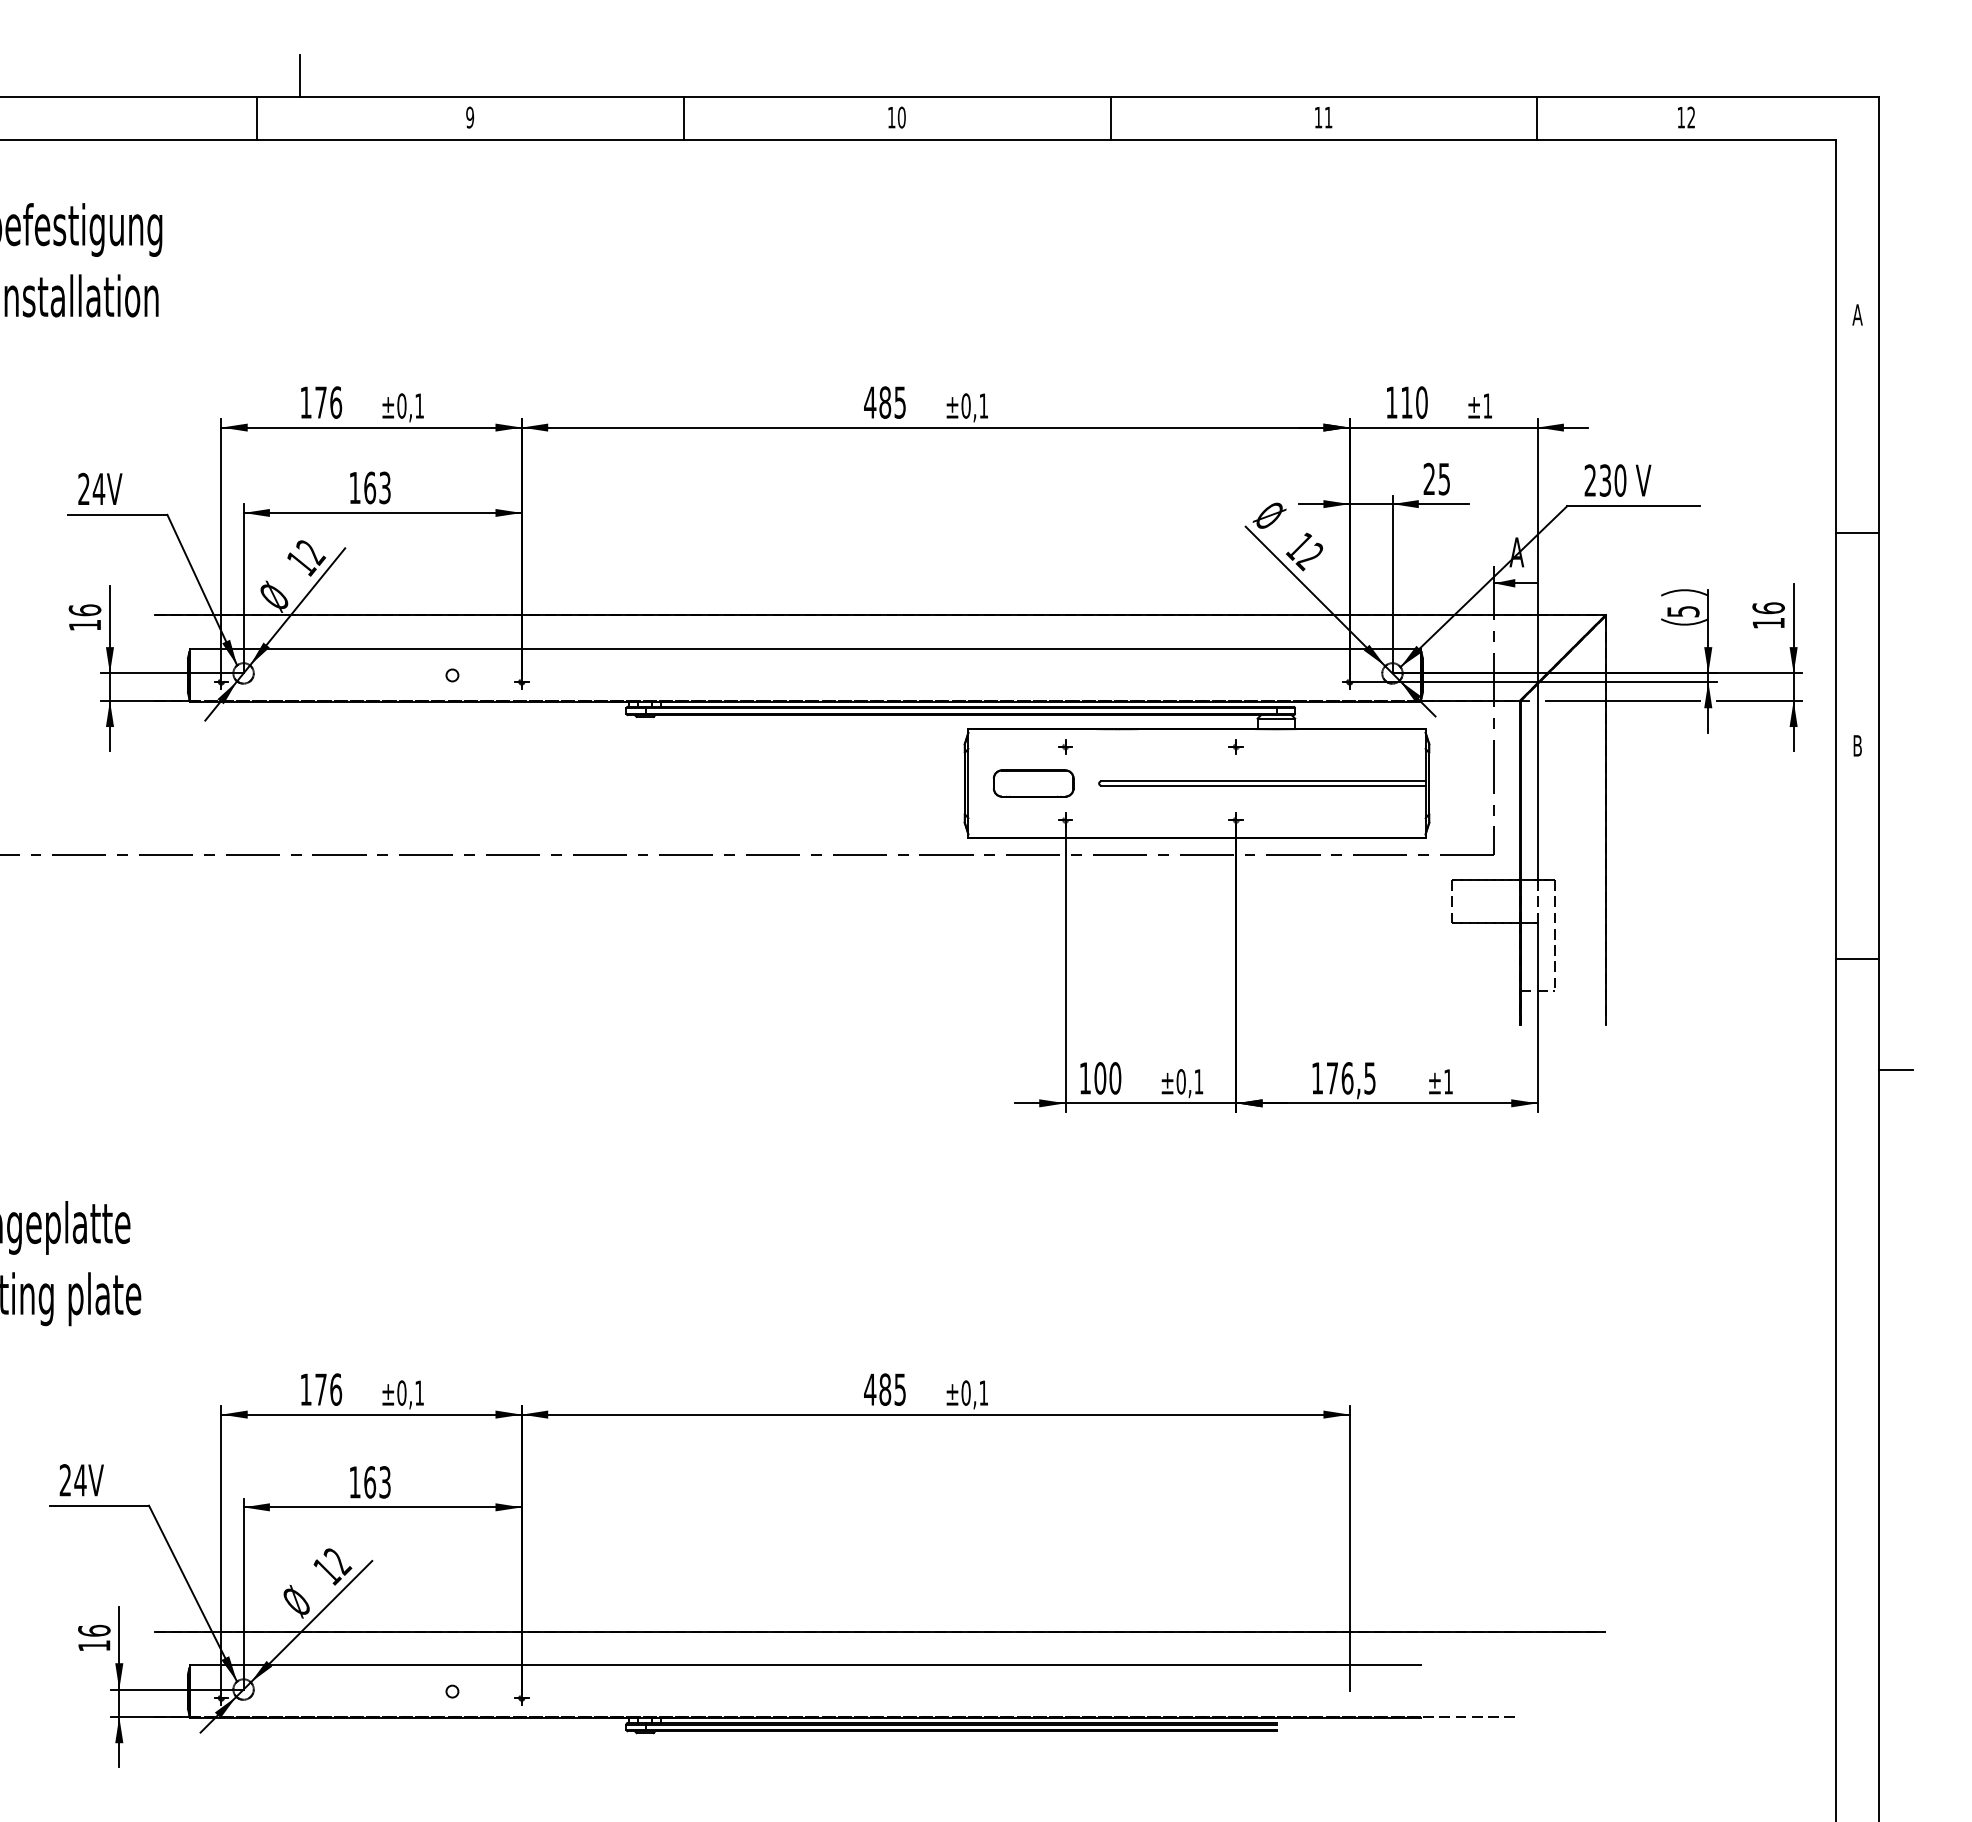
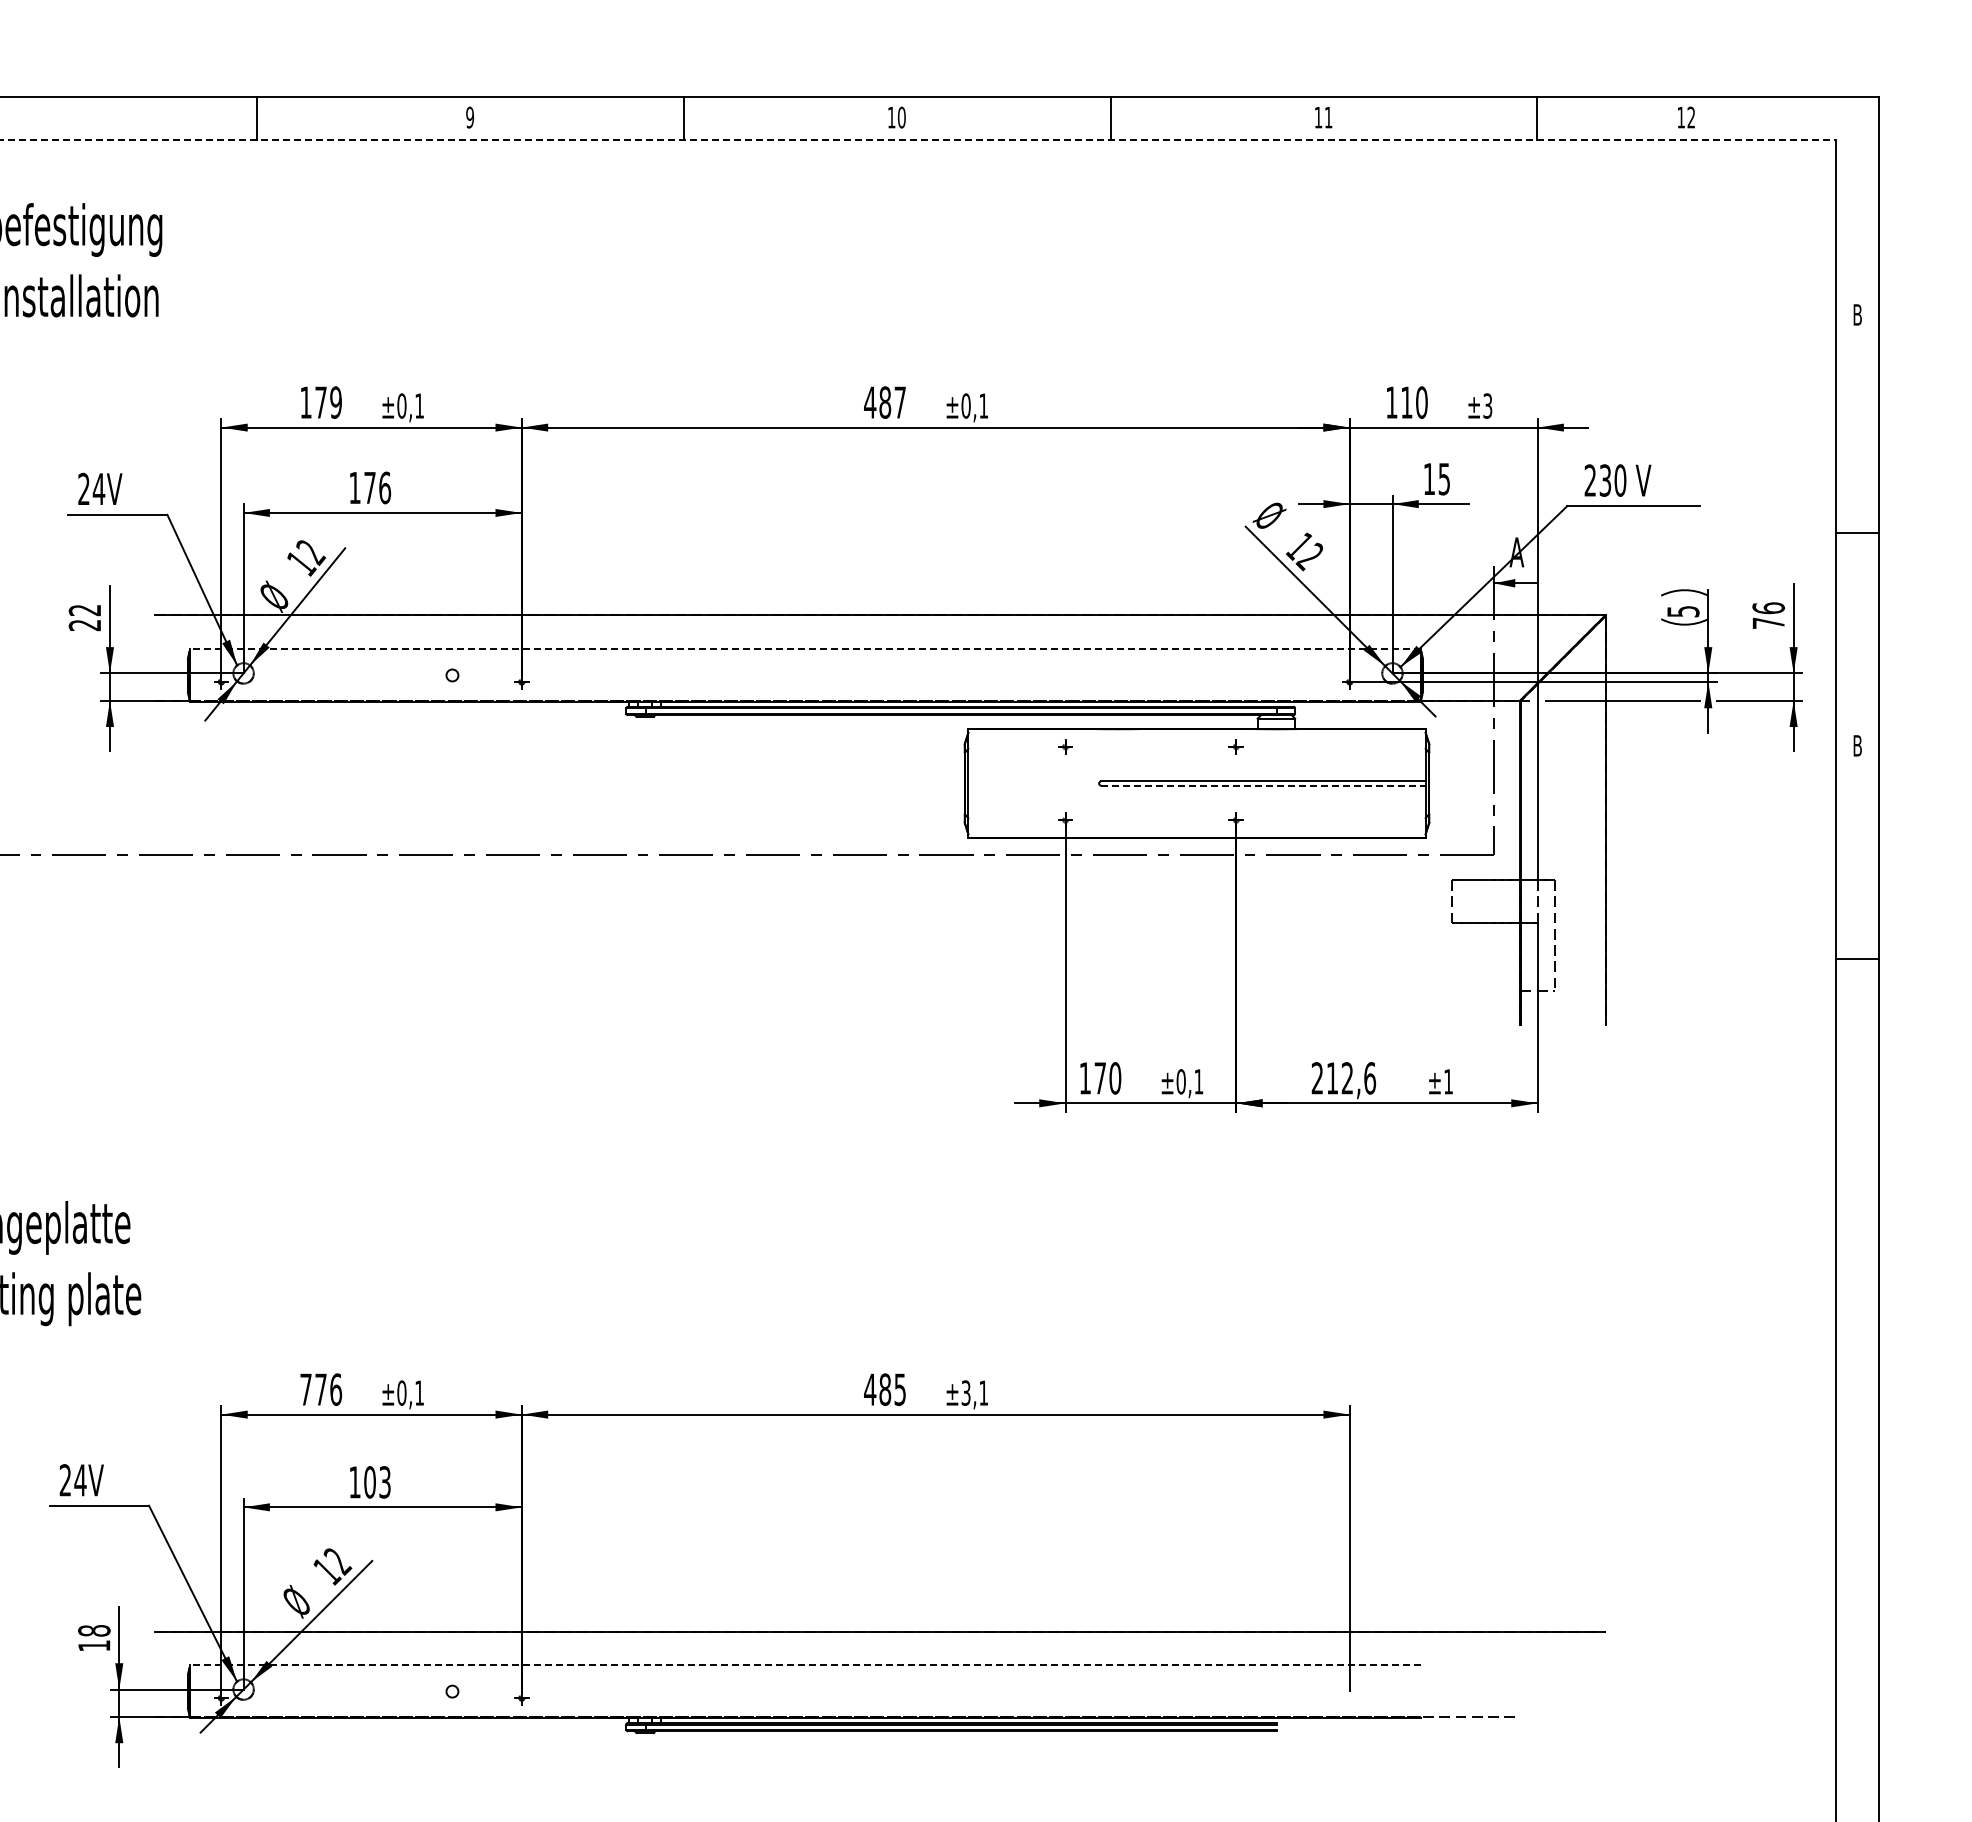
line: present -> none (299, 75)
line: solid -> dashed (918, 139)
text: A -> B (1857, 314)
text: 176 -> 179 (336, 402)
text: 485 -> 487 (899, 402)
text: ±1 -> ±3 (1487, 405)
text: 25 -> 15 (1428, 478)
text: 163 -> 176 (377, 487)
text: 16 -> 22 (84, 617)
text: 16 -> 76 (1768, 622)
line: solid -> dashed (805, 649)
part: present -> none (1033, 783)
line: solid -> dashed (1263, 785)
line: present -> none (1895, 1070)
text: 100 -> 170 (1100, 1078)
text: 176,5 -> 212,6 (1343, 1078)
text: 176 -> 776 (305, 1389)
text: ±0,1 -> ±3,1 (965, 1392)
text: 163 -> 103 (370, 1482)
text: 16 -> 18 (94, 1630)
line: solid -> dashed (805, 1665)
